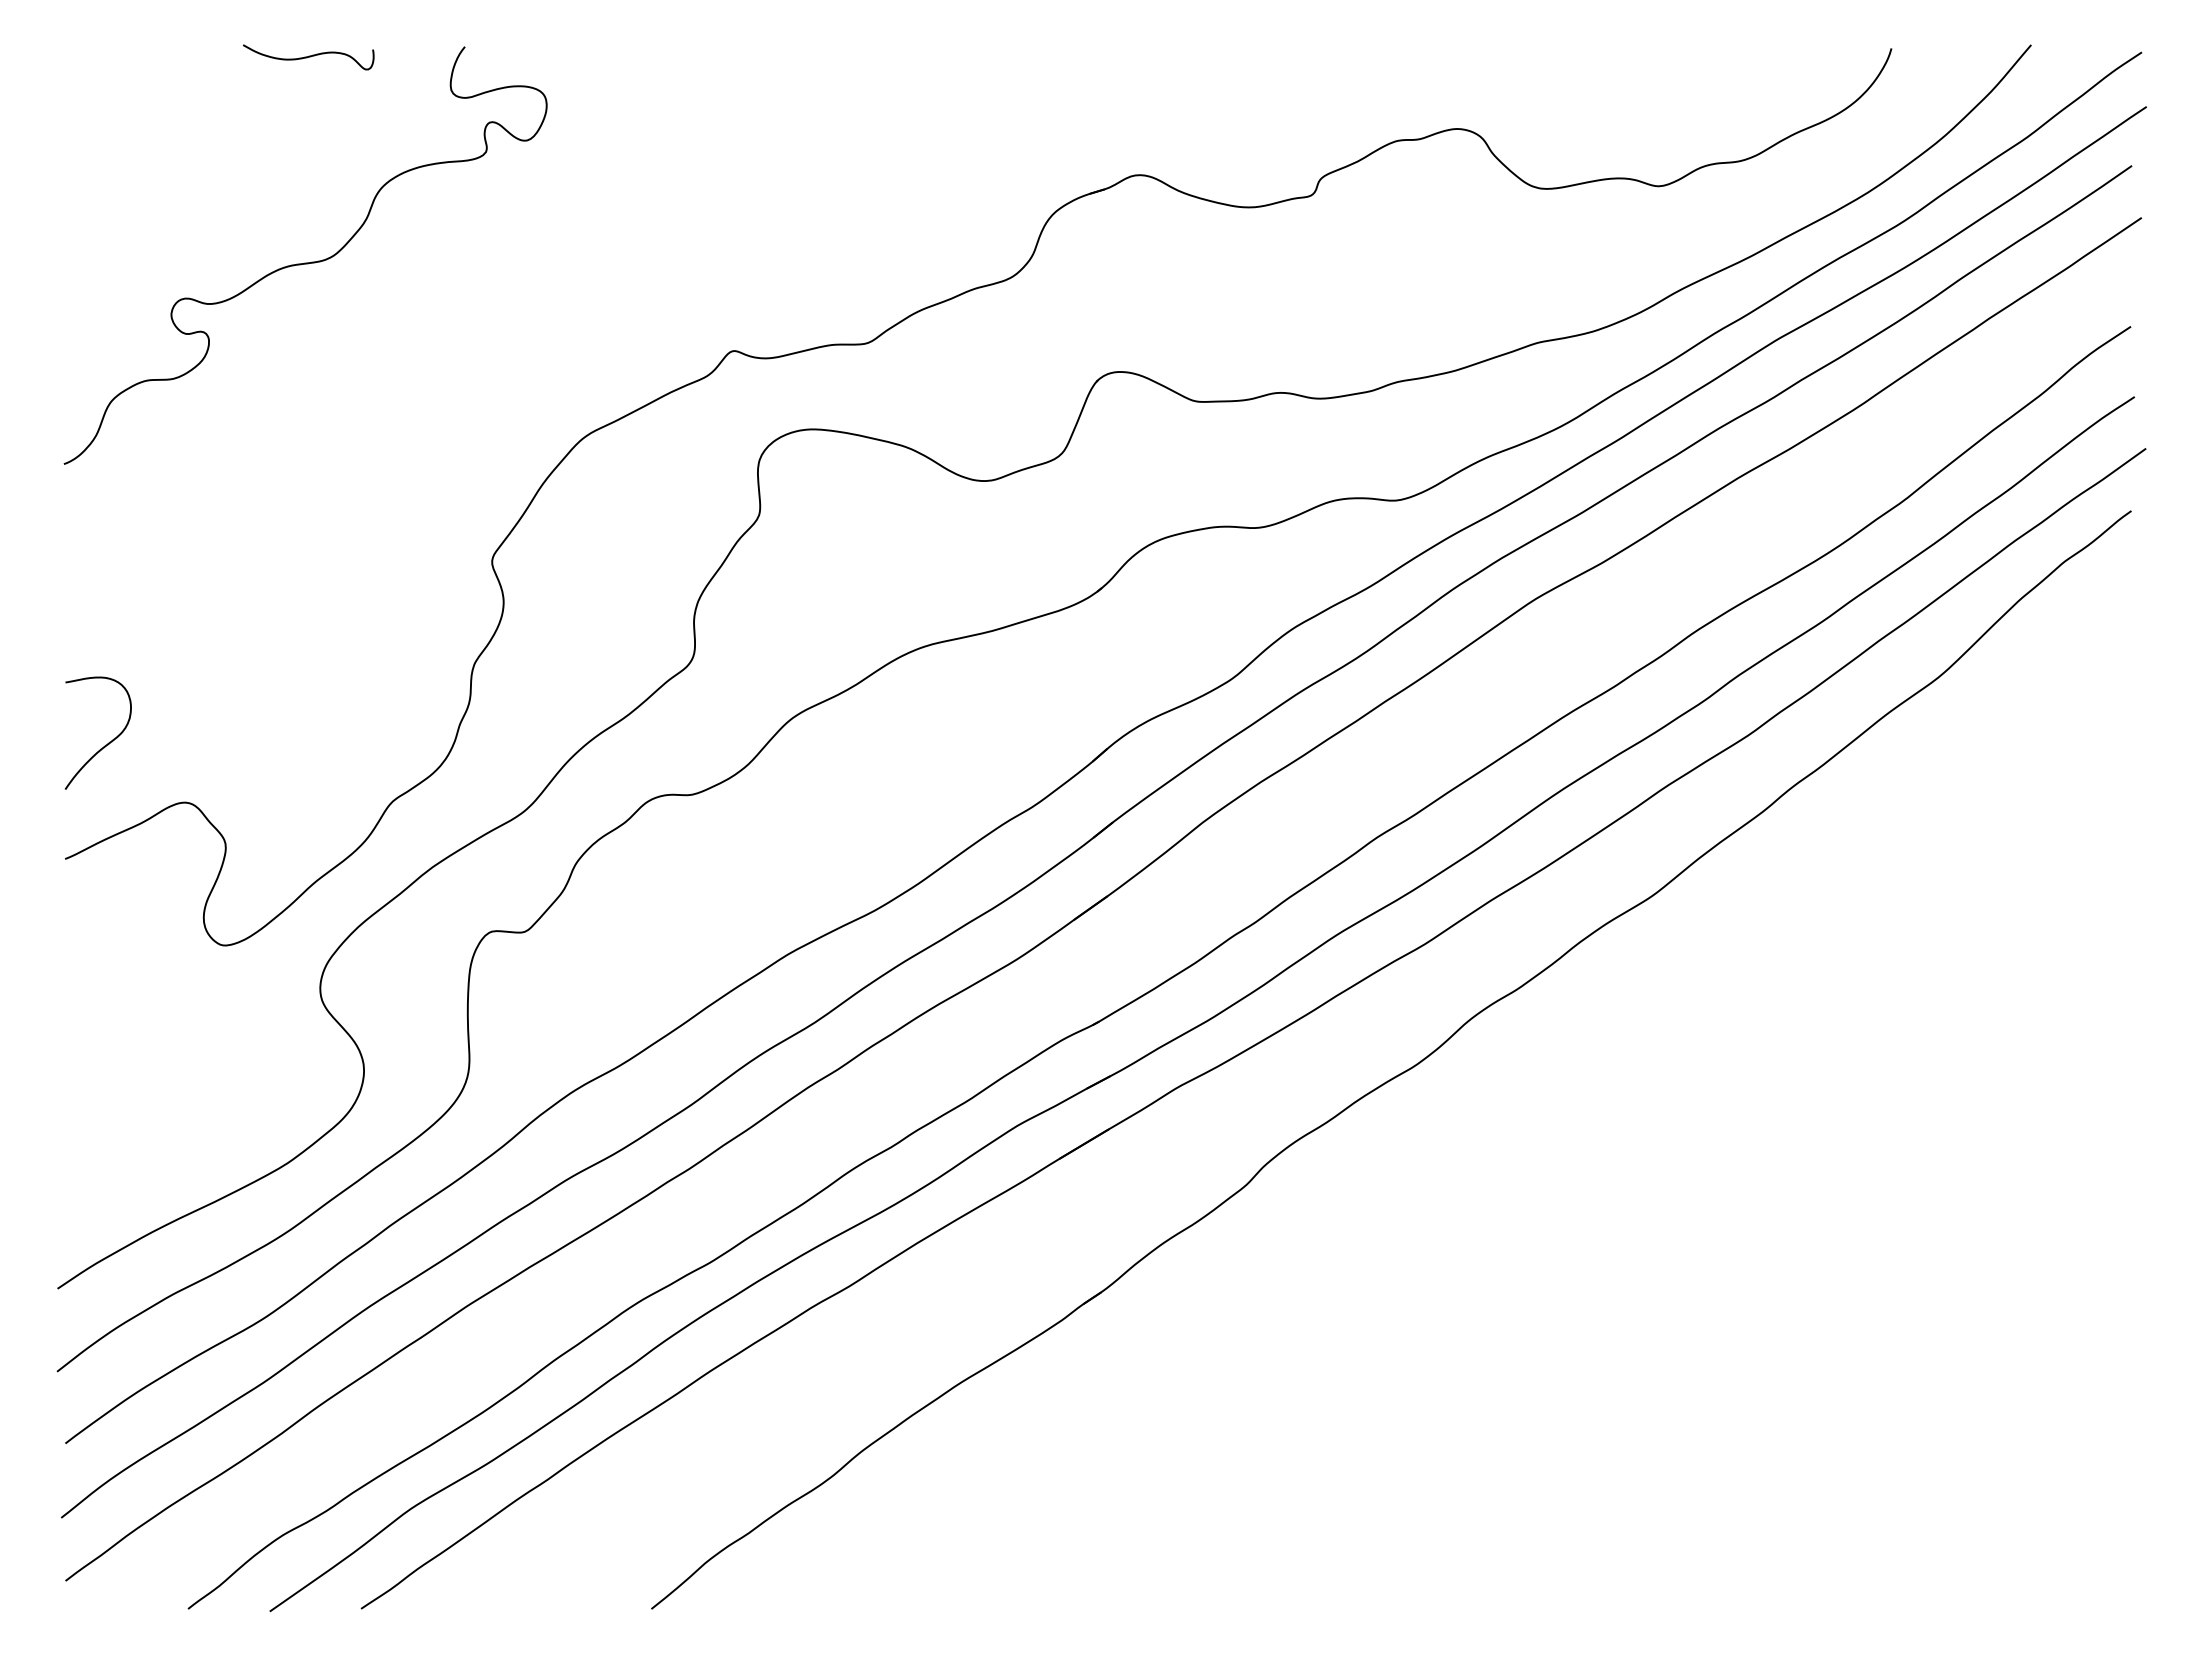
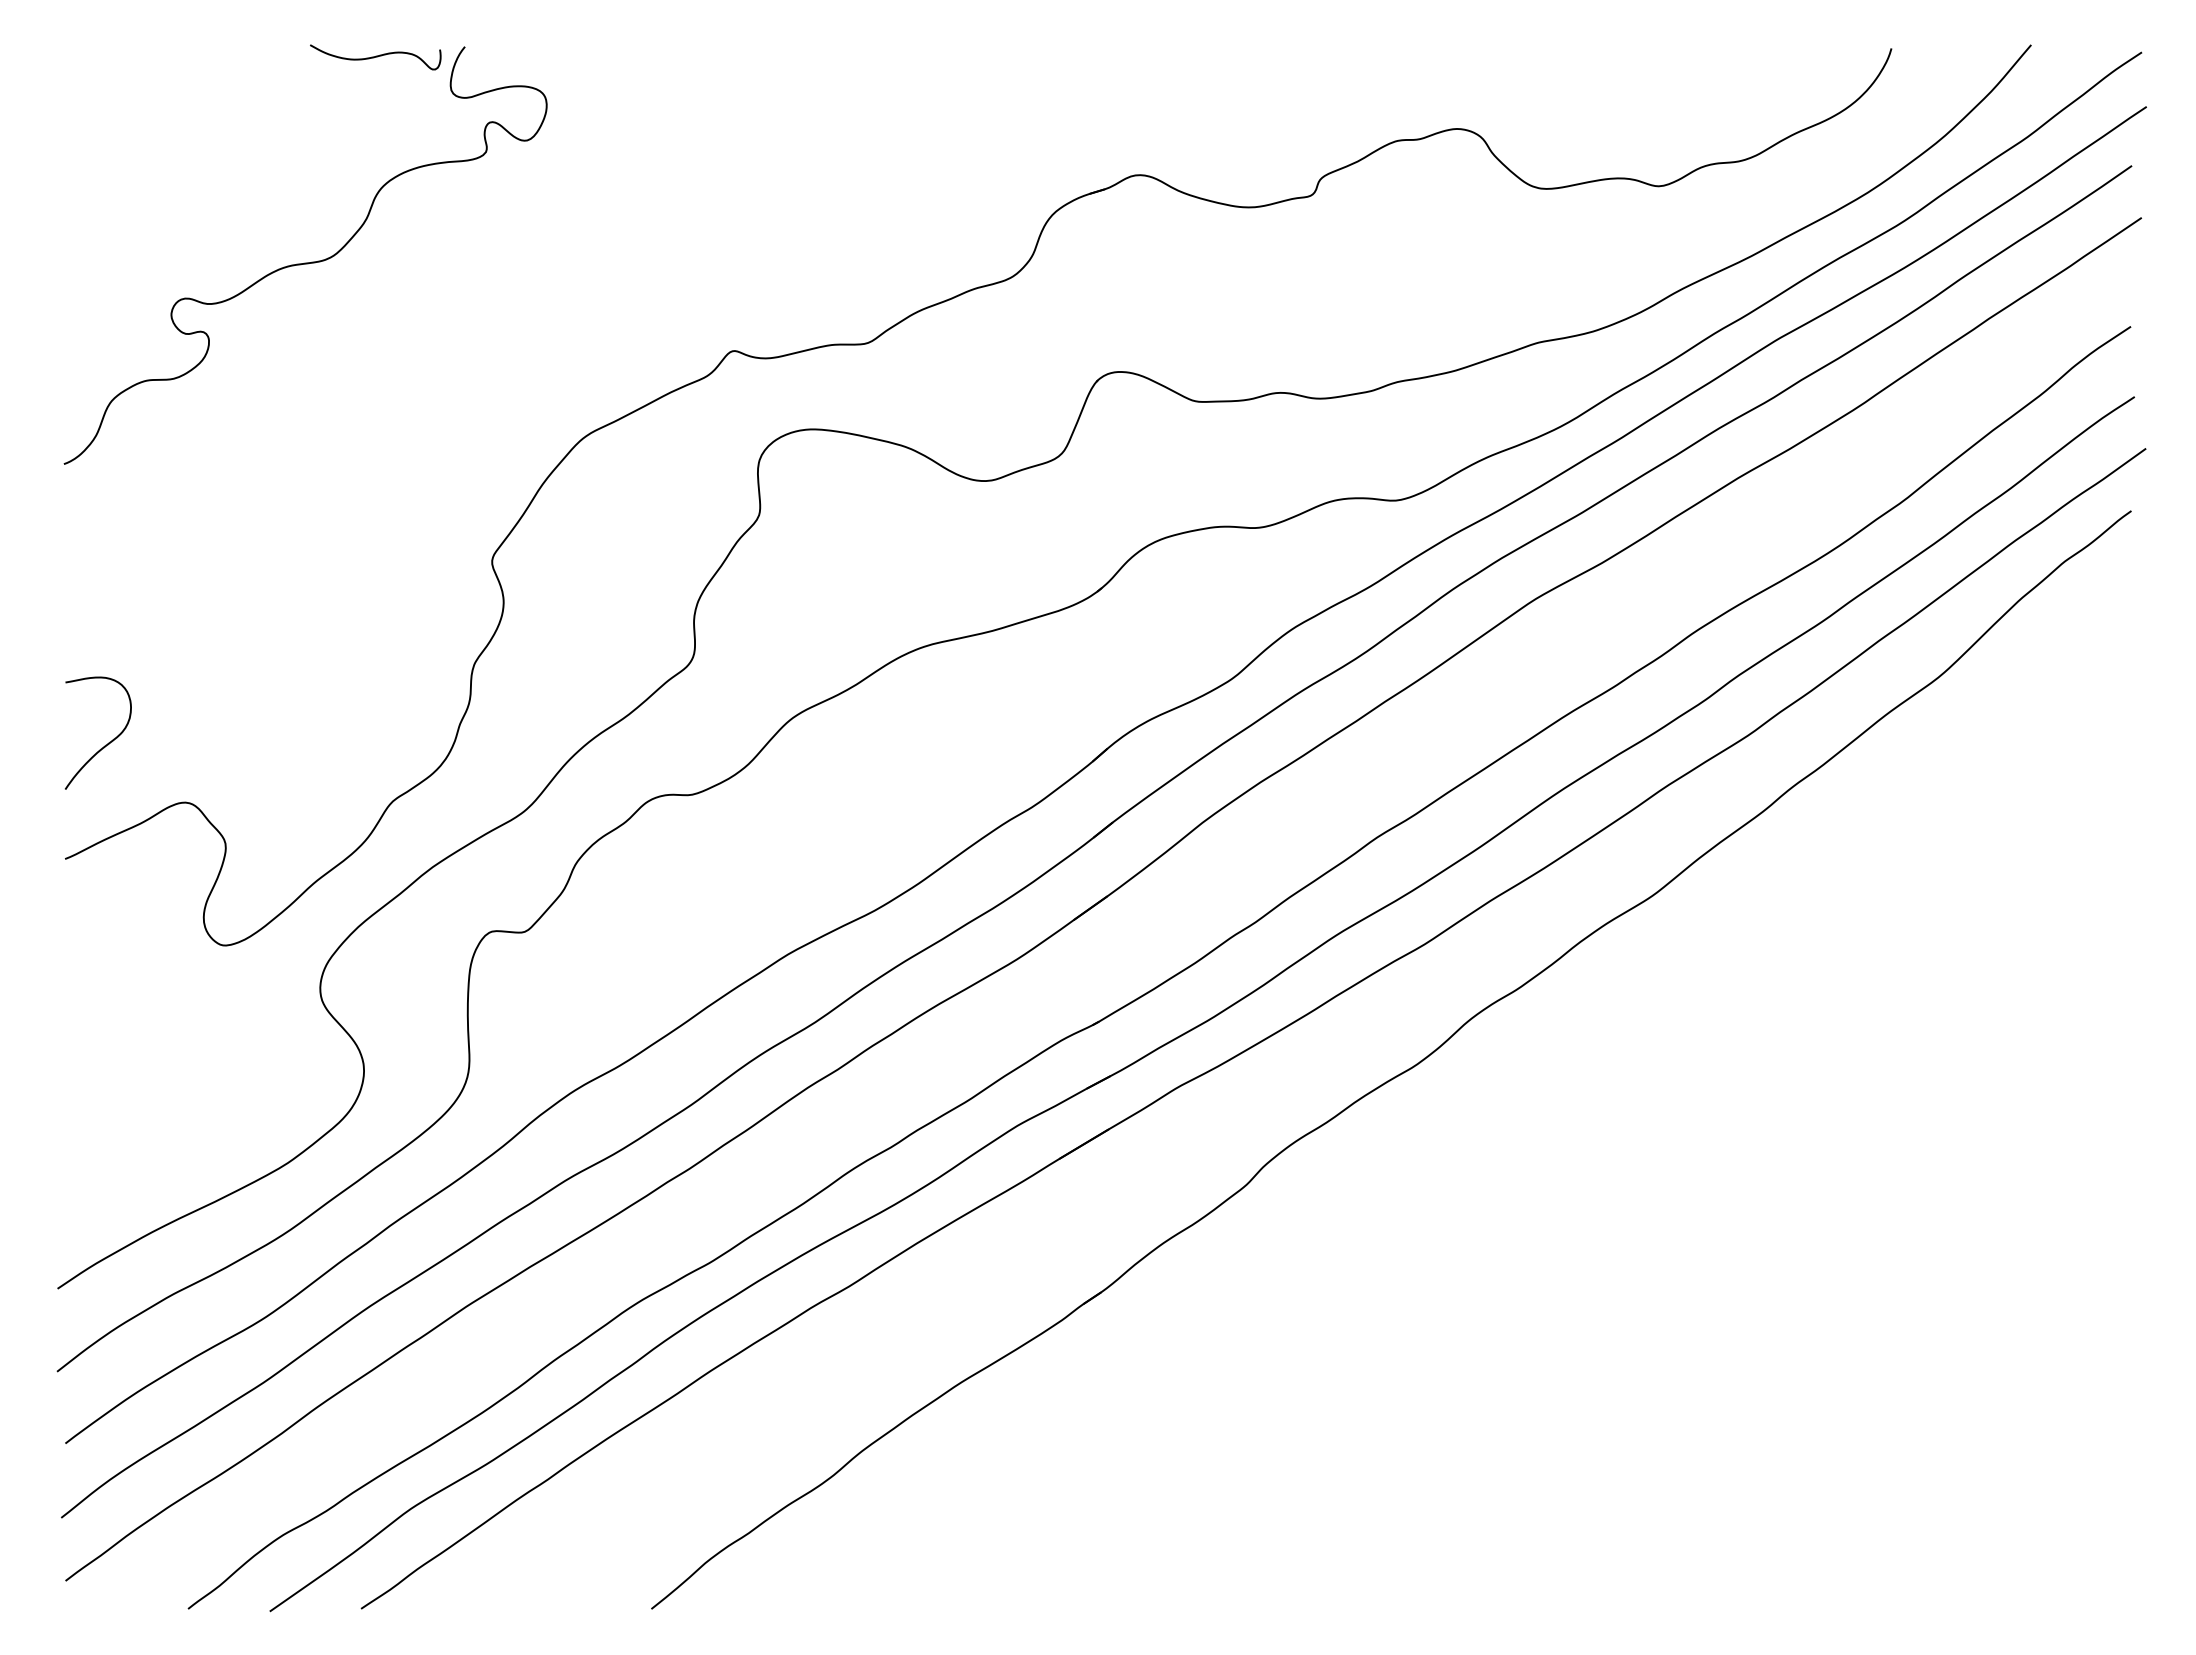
curve position: (308, 57) -> (375, 57) (375, 57)
